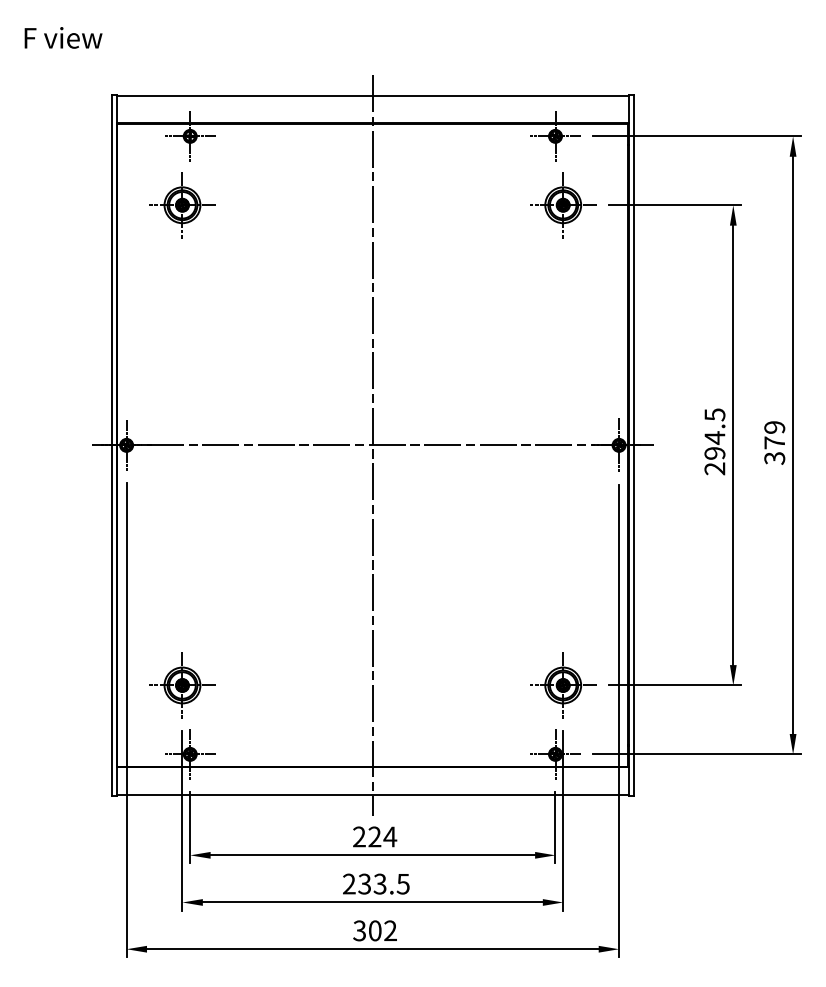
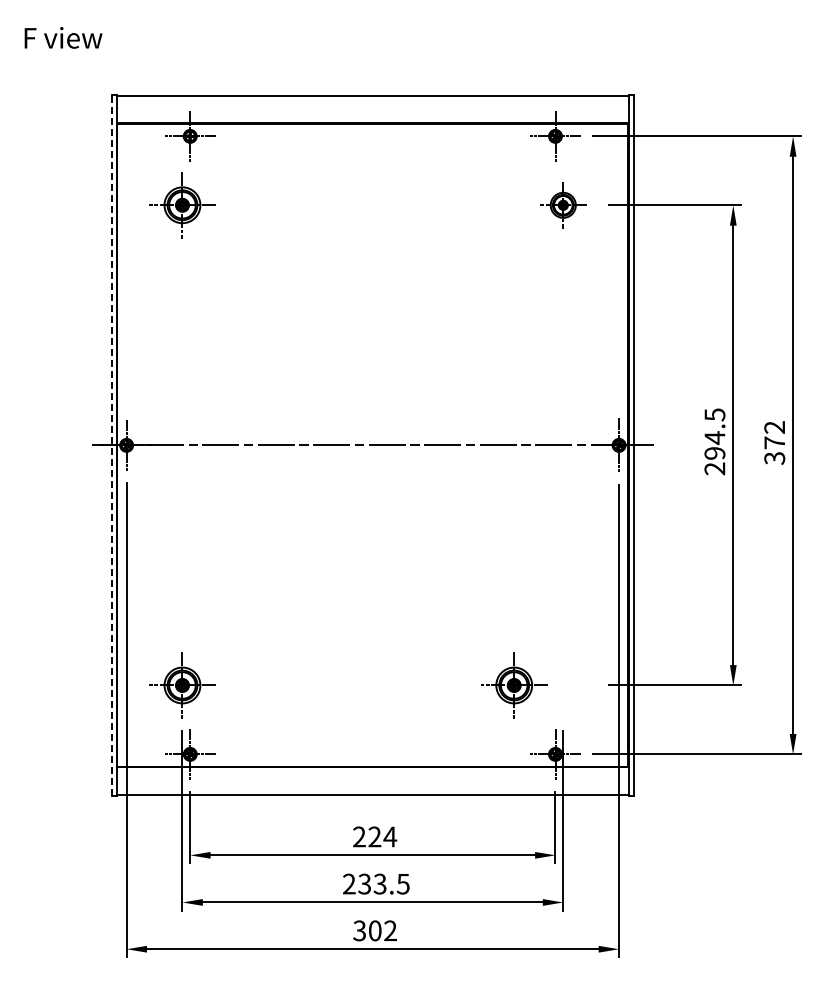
part size: 67x67 px -> 47x47 px (563, 205)
text: 379 -> 372 (774, 427)
line: solid -> dashed (111, 445)
line: present -> none (372, 445)
part position: (563, 685) -> (514, 685) (514, 685)
